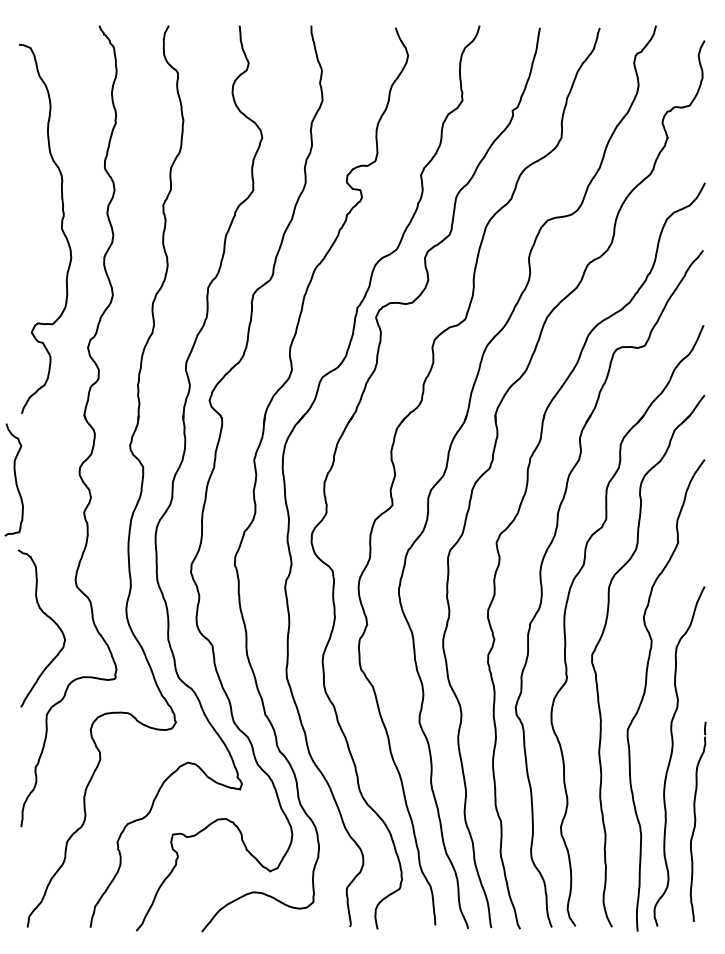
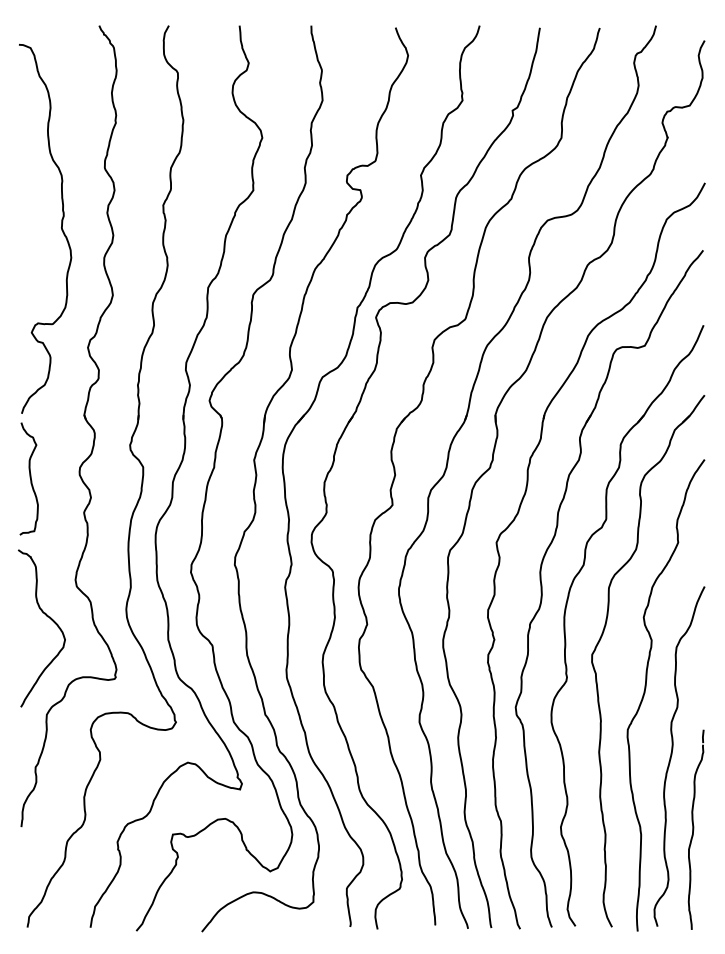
curve position: (14, 478) -> (29, 477) (29, 477)
part position: (697, 821) -> (695, 829) (695, 829)
